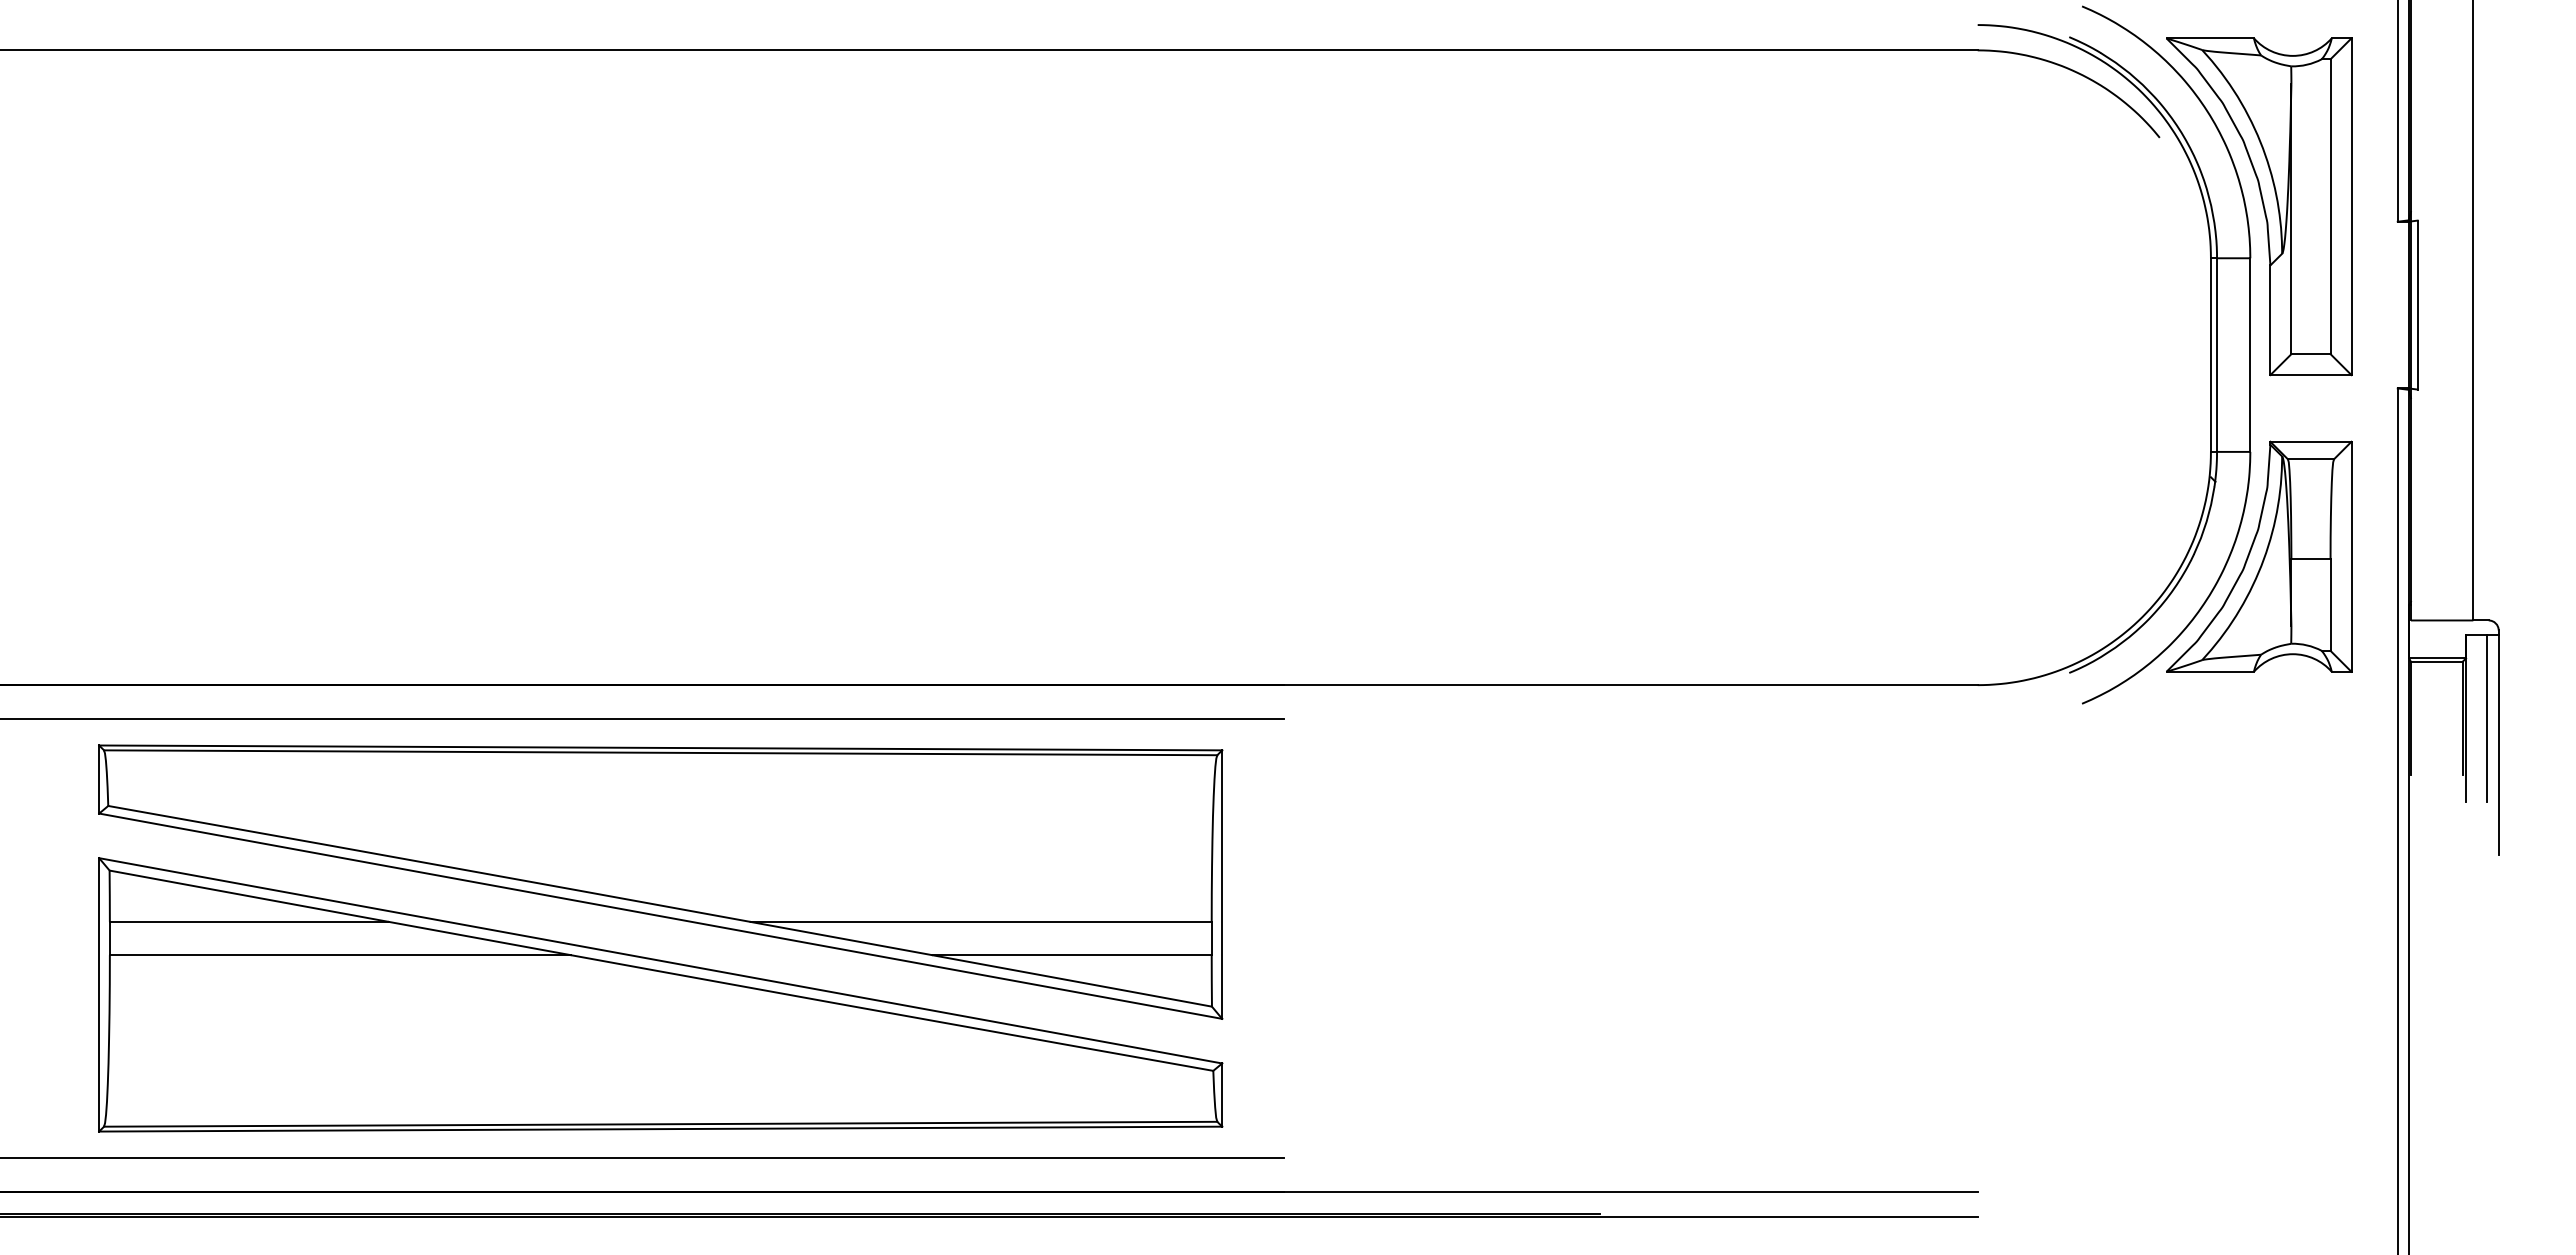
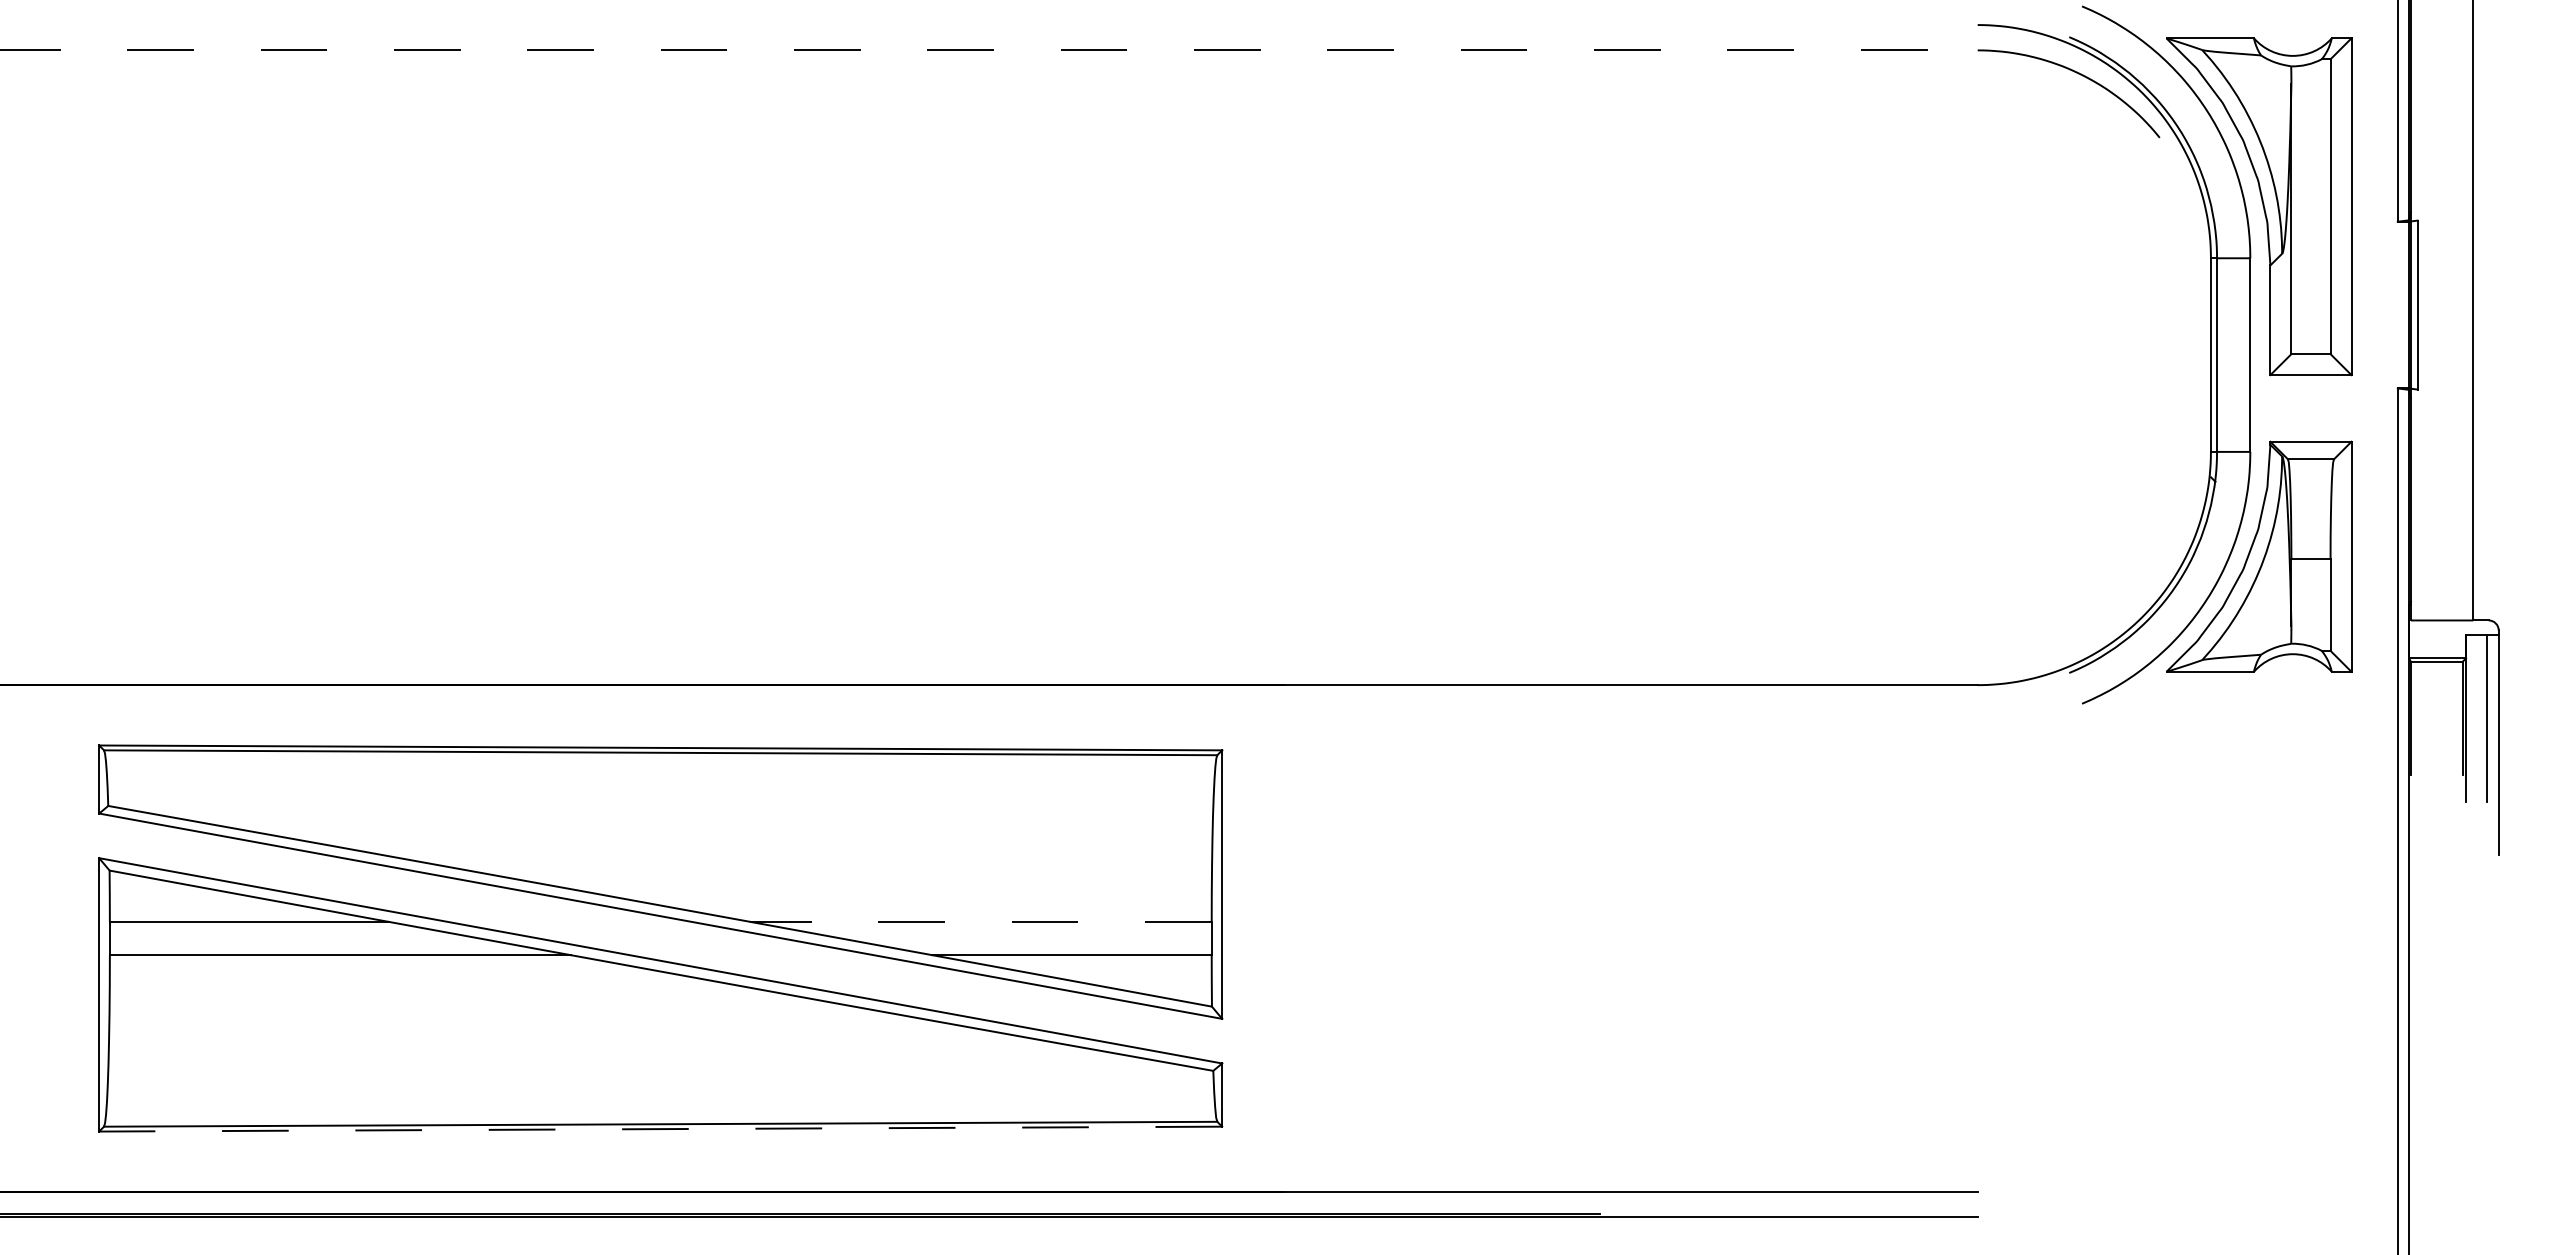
line: solid -> dashed (989, 50)
line: present -> none (643, 718)
line: solid -> dashed (981, 921)
line: solid -> dashed (660, 1129)
line: present -> none (643, 1158)
